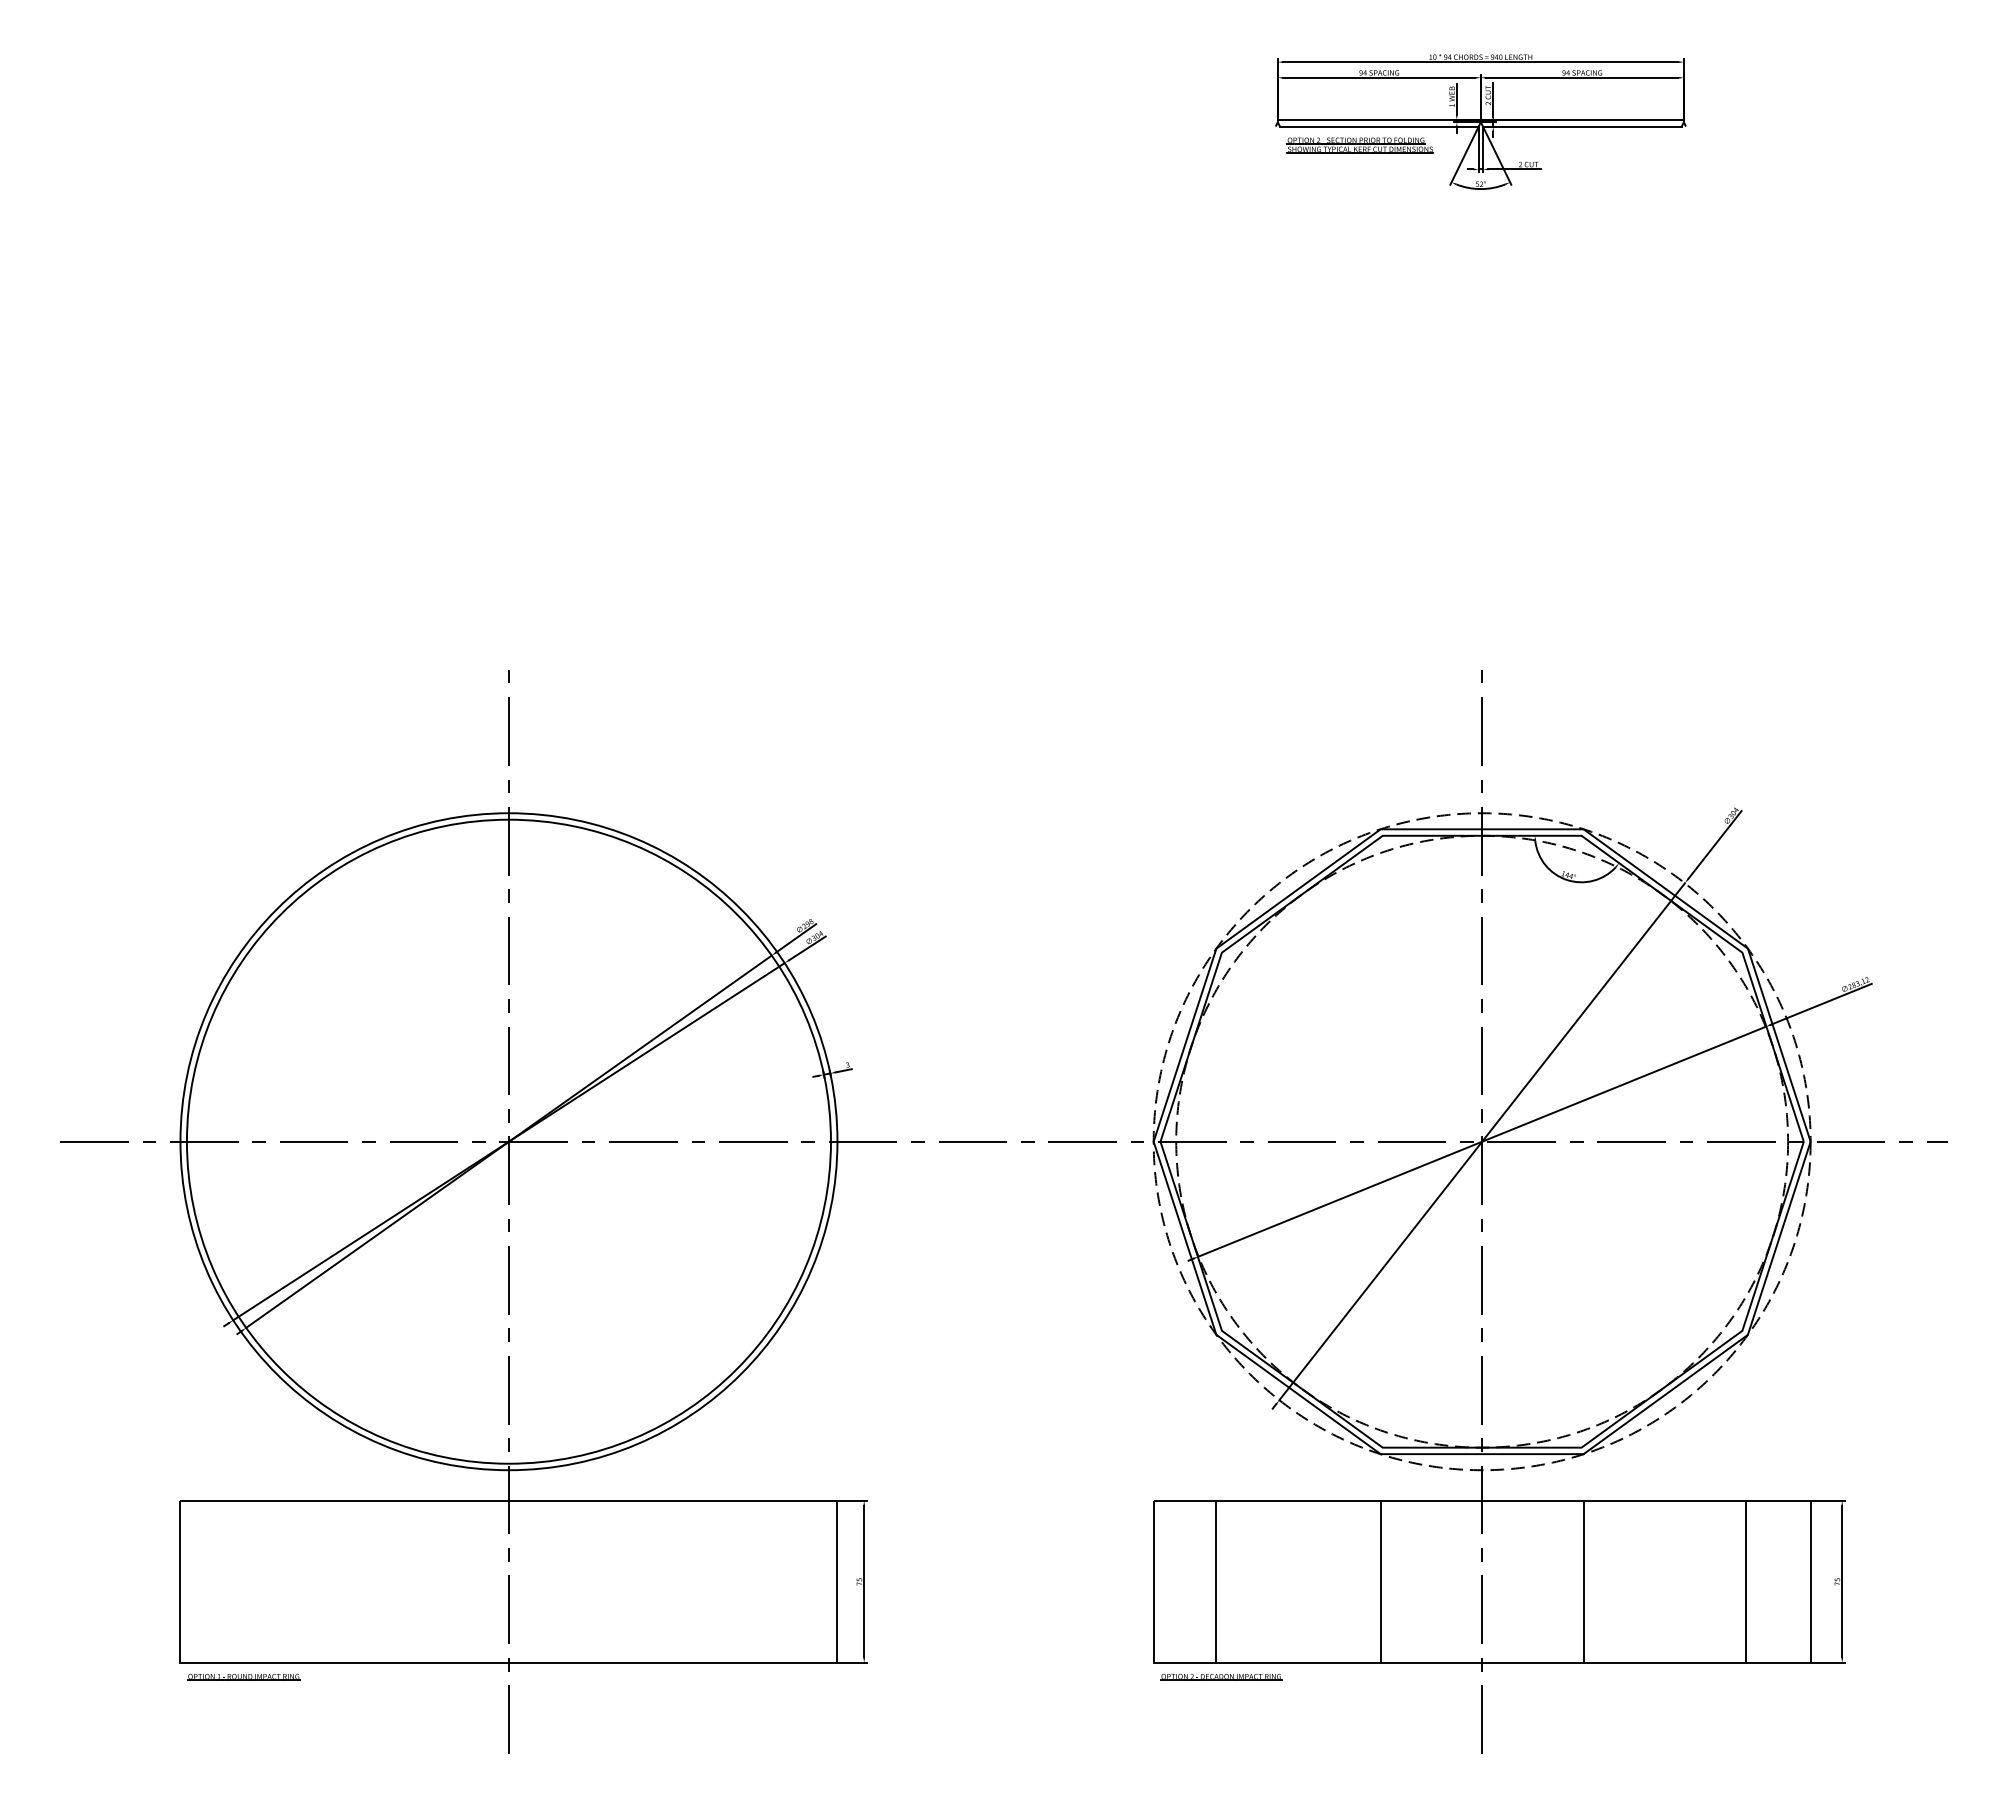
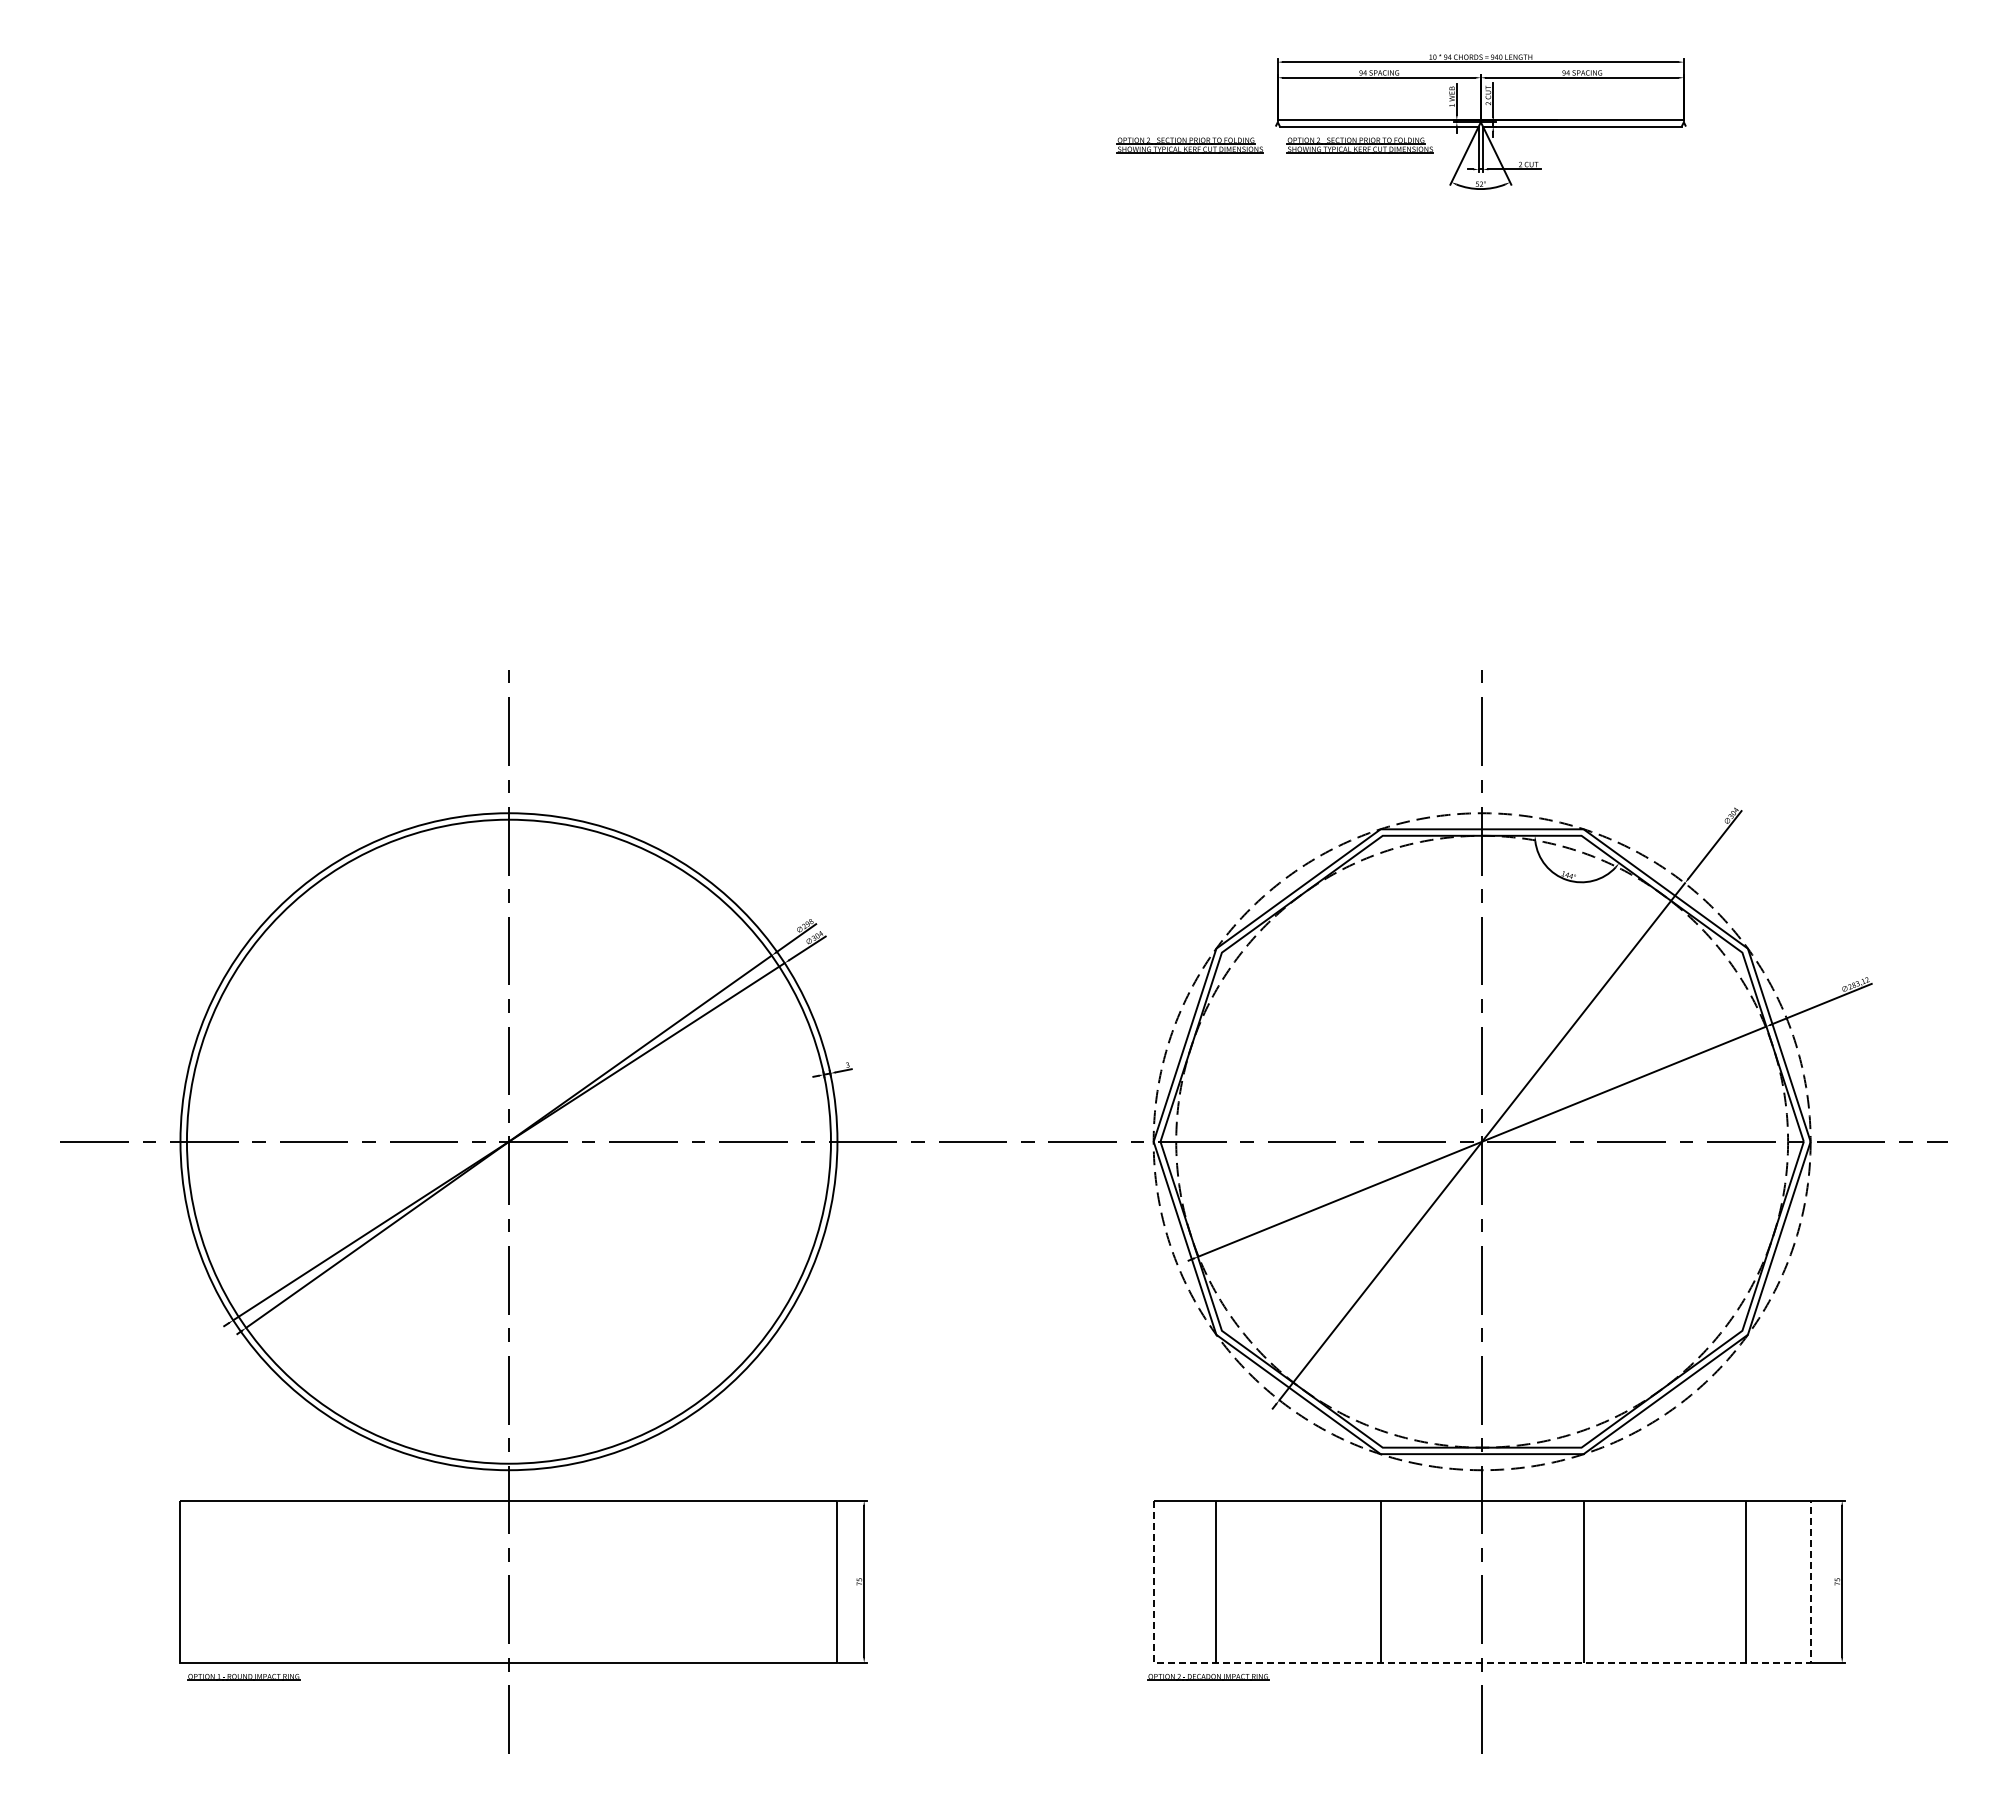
part: none -> present (1189, 145)
line: solid -> dashed (1482, 1662)
part position: (1221, 1677) -> (1208, 1677) (1208, 1677)
